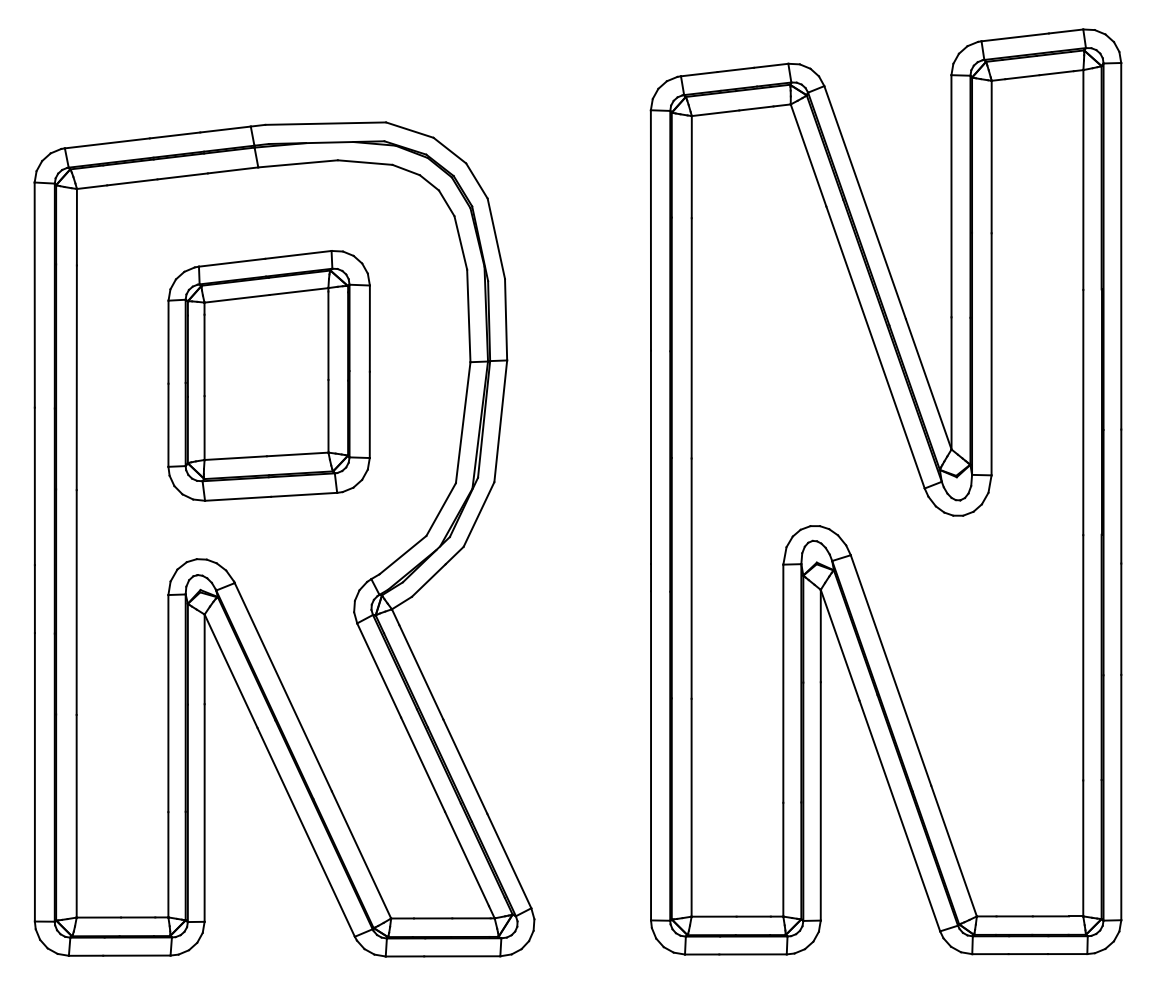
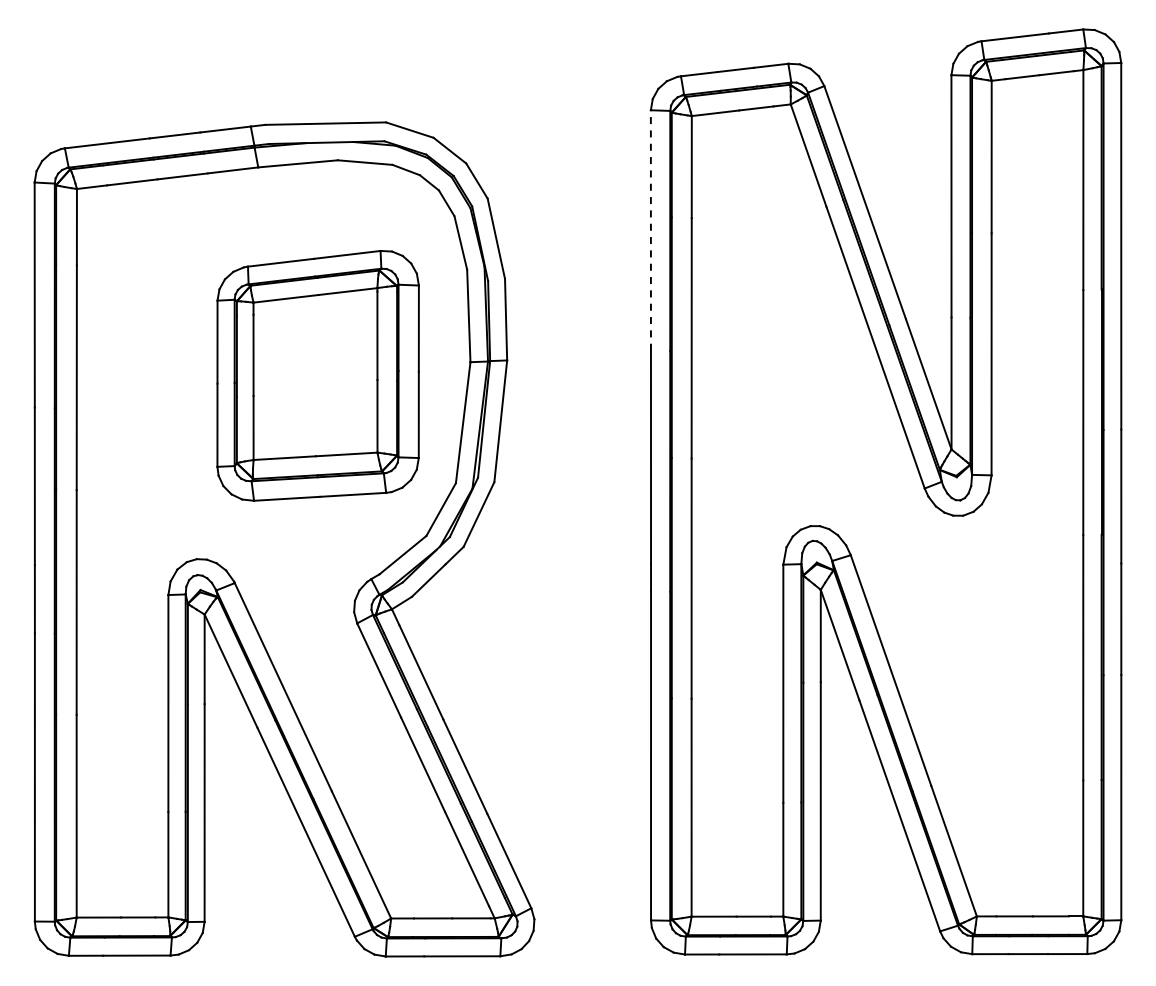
line: solid -> dashed (650, 230)
part position: (268, 375) -> (317, 375) (317, 375)
